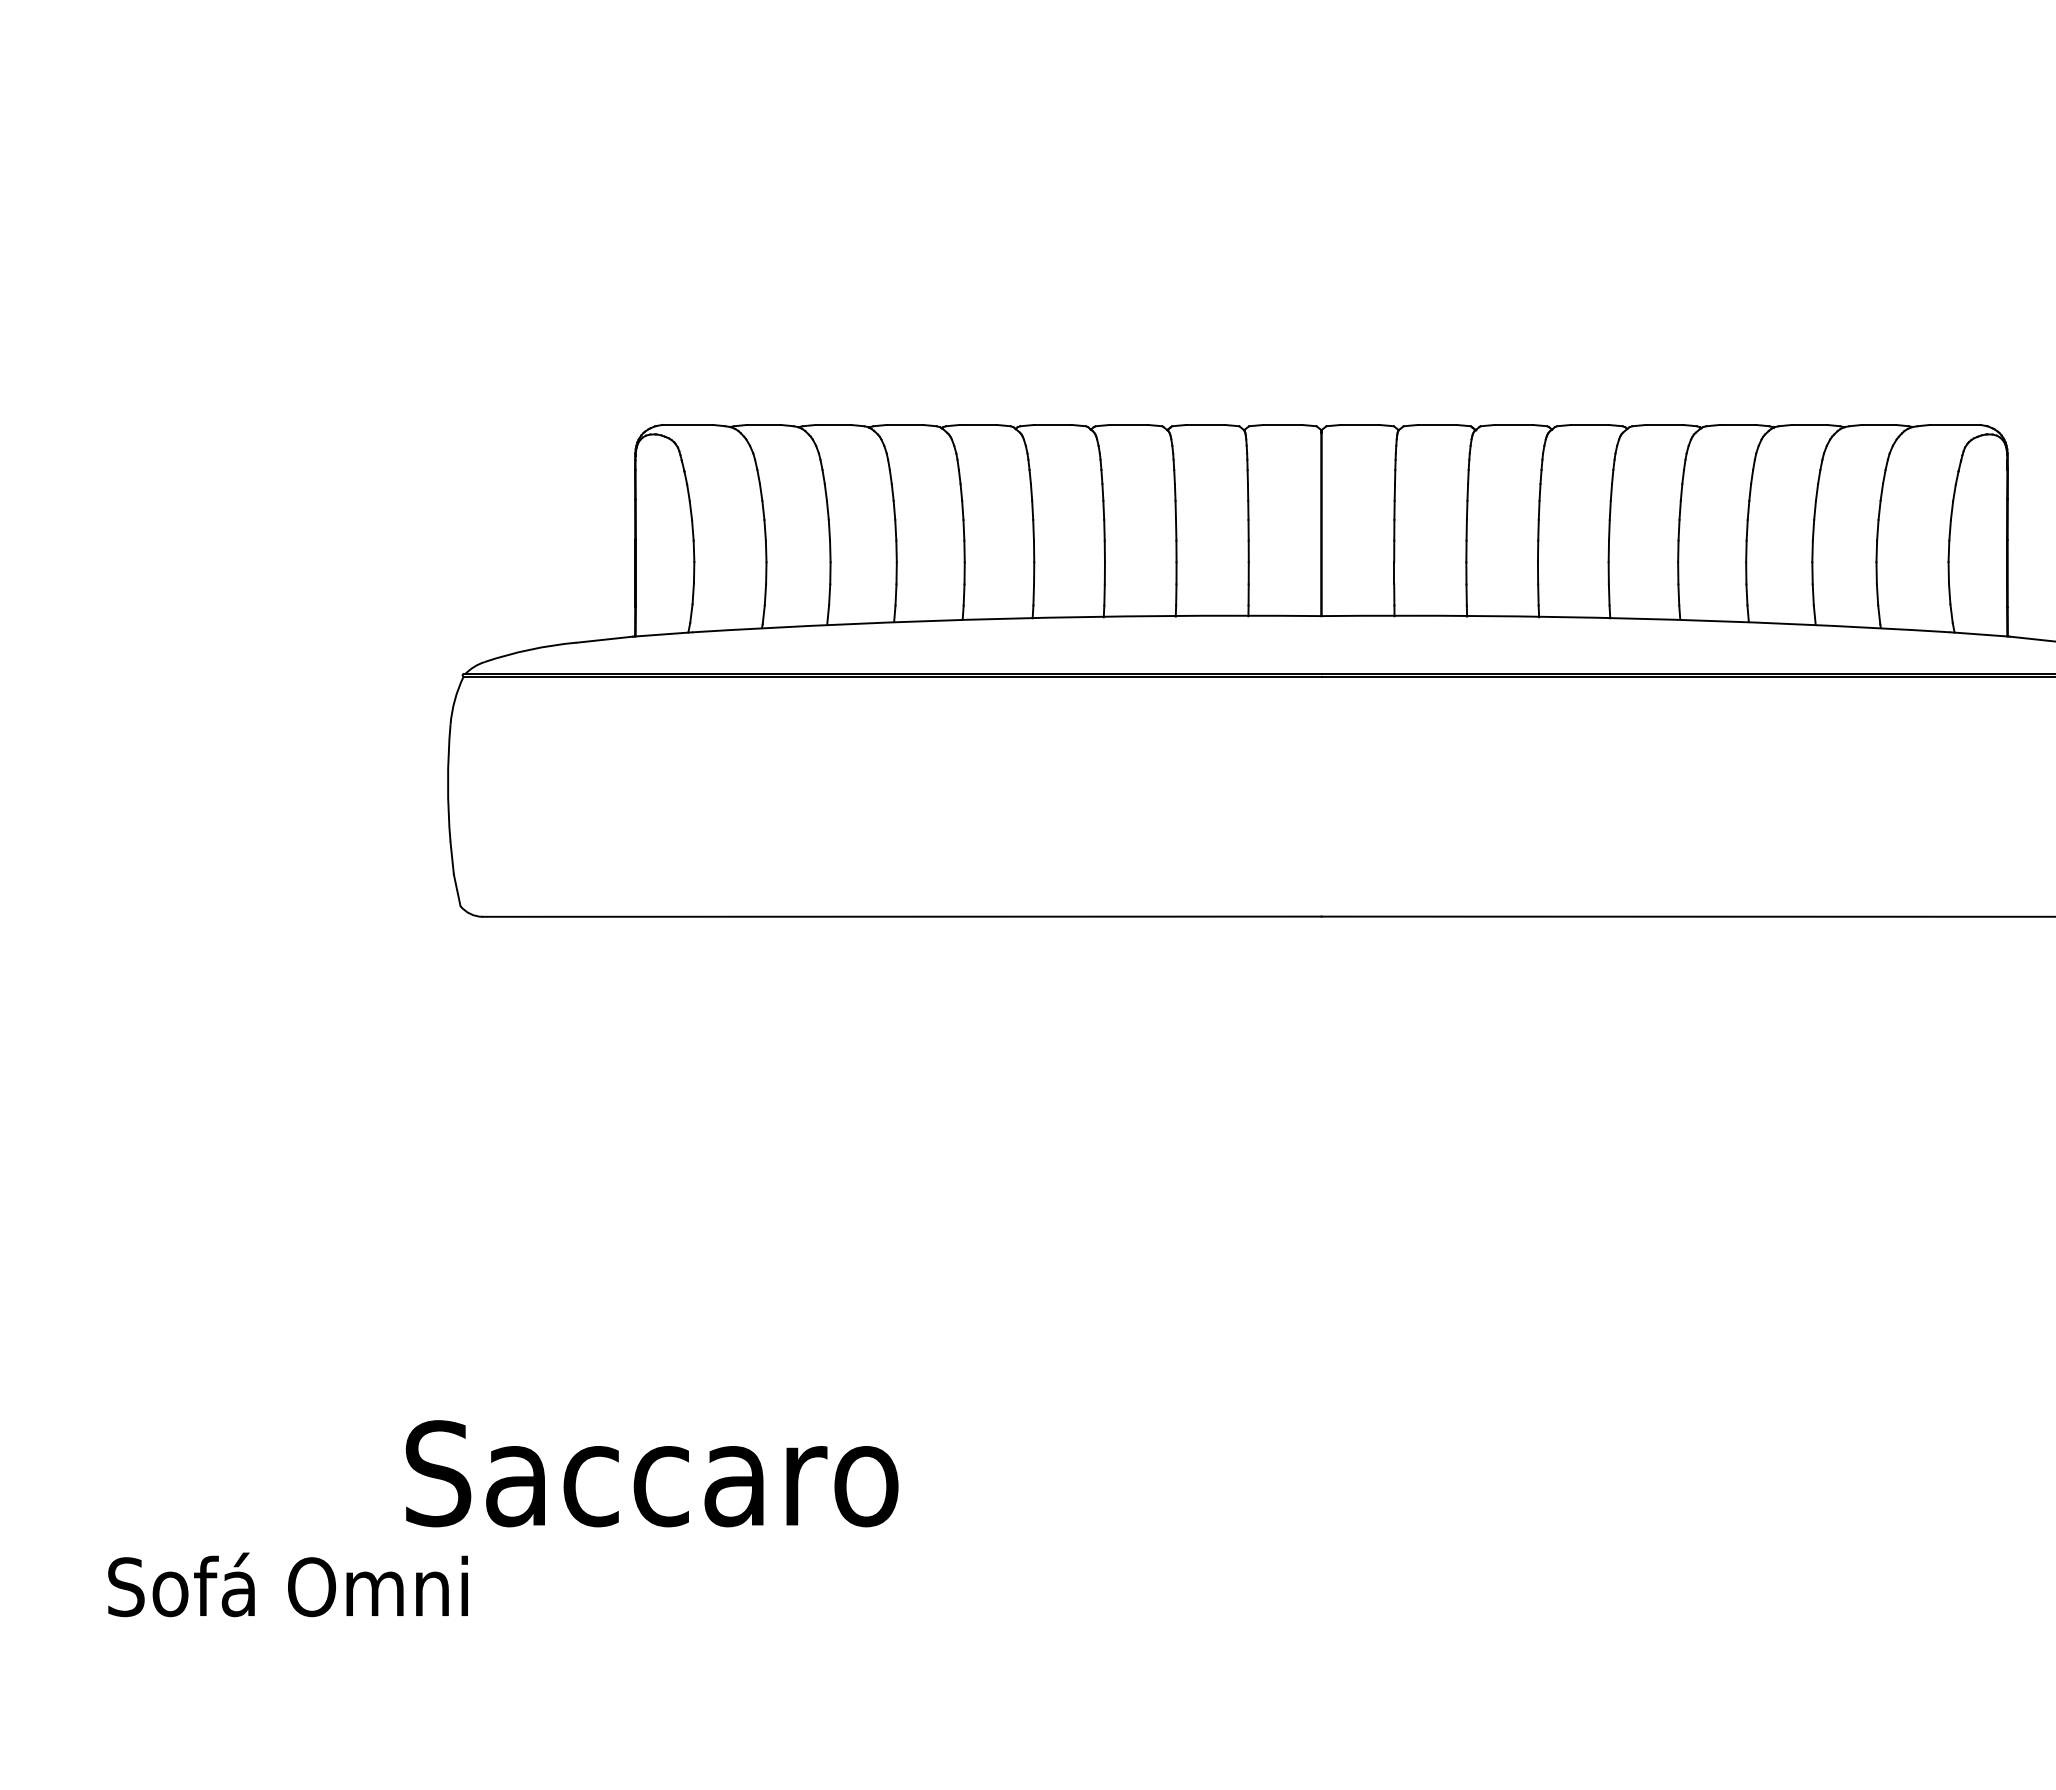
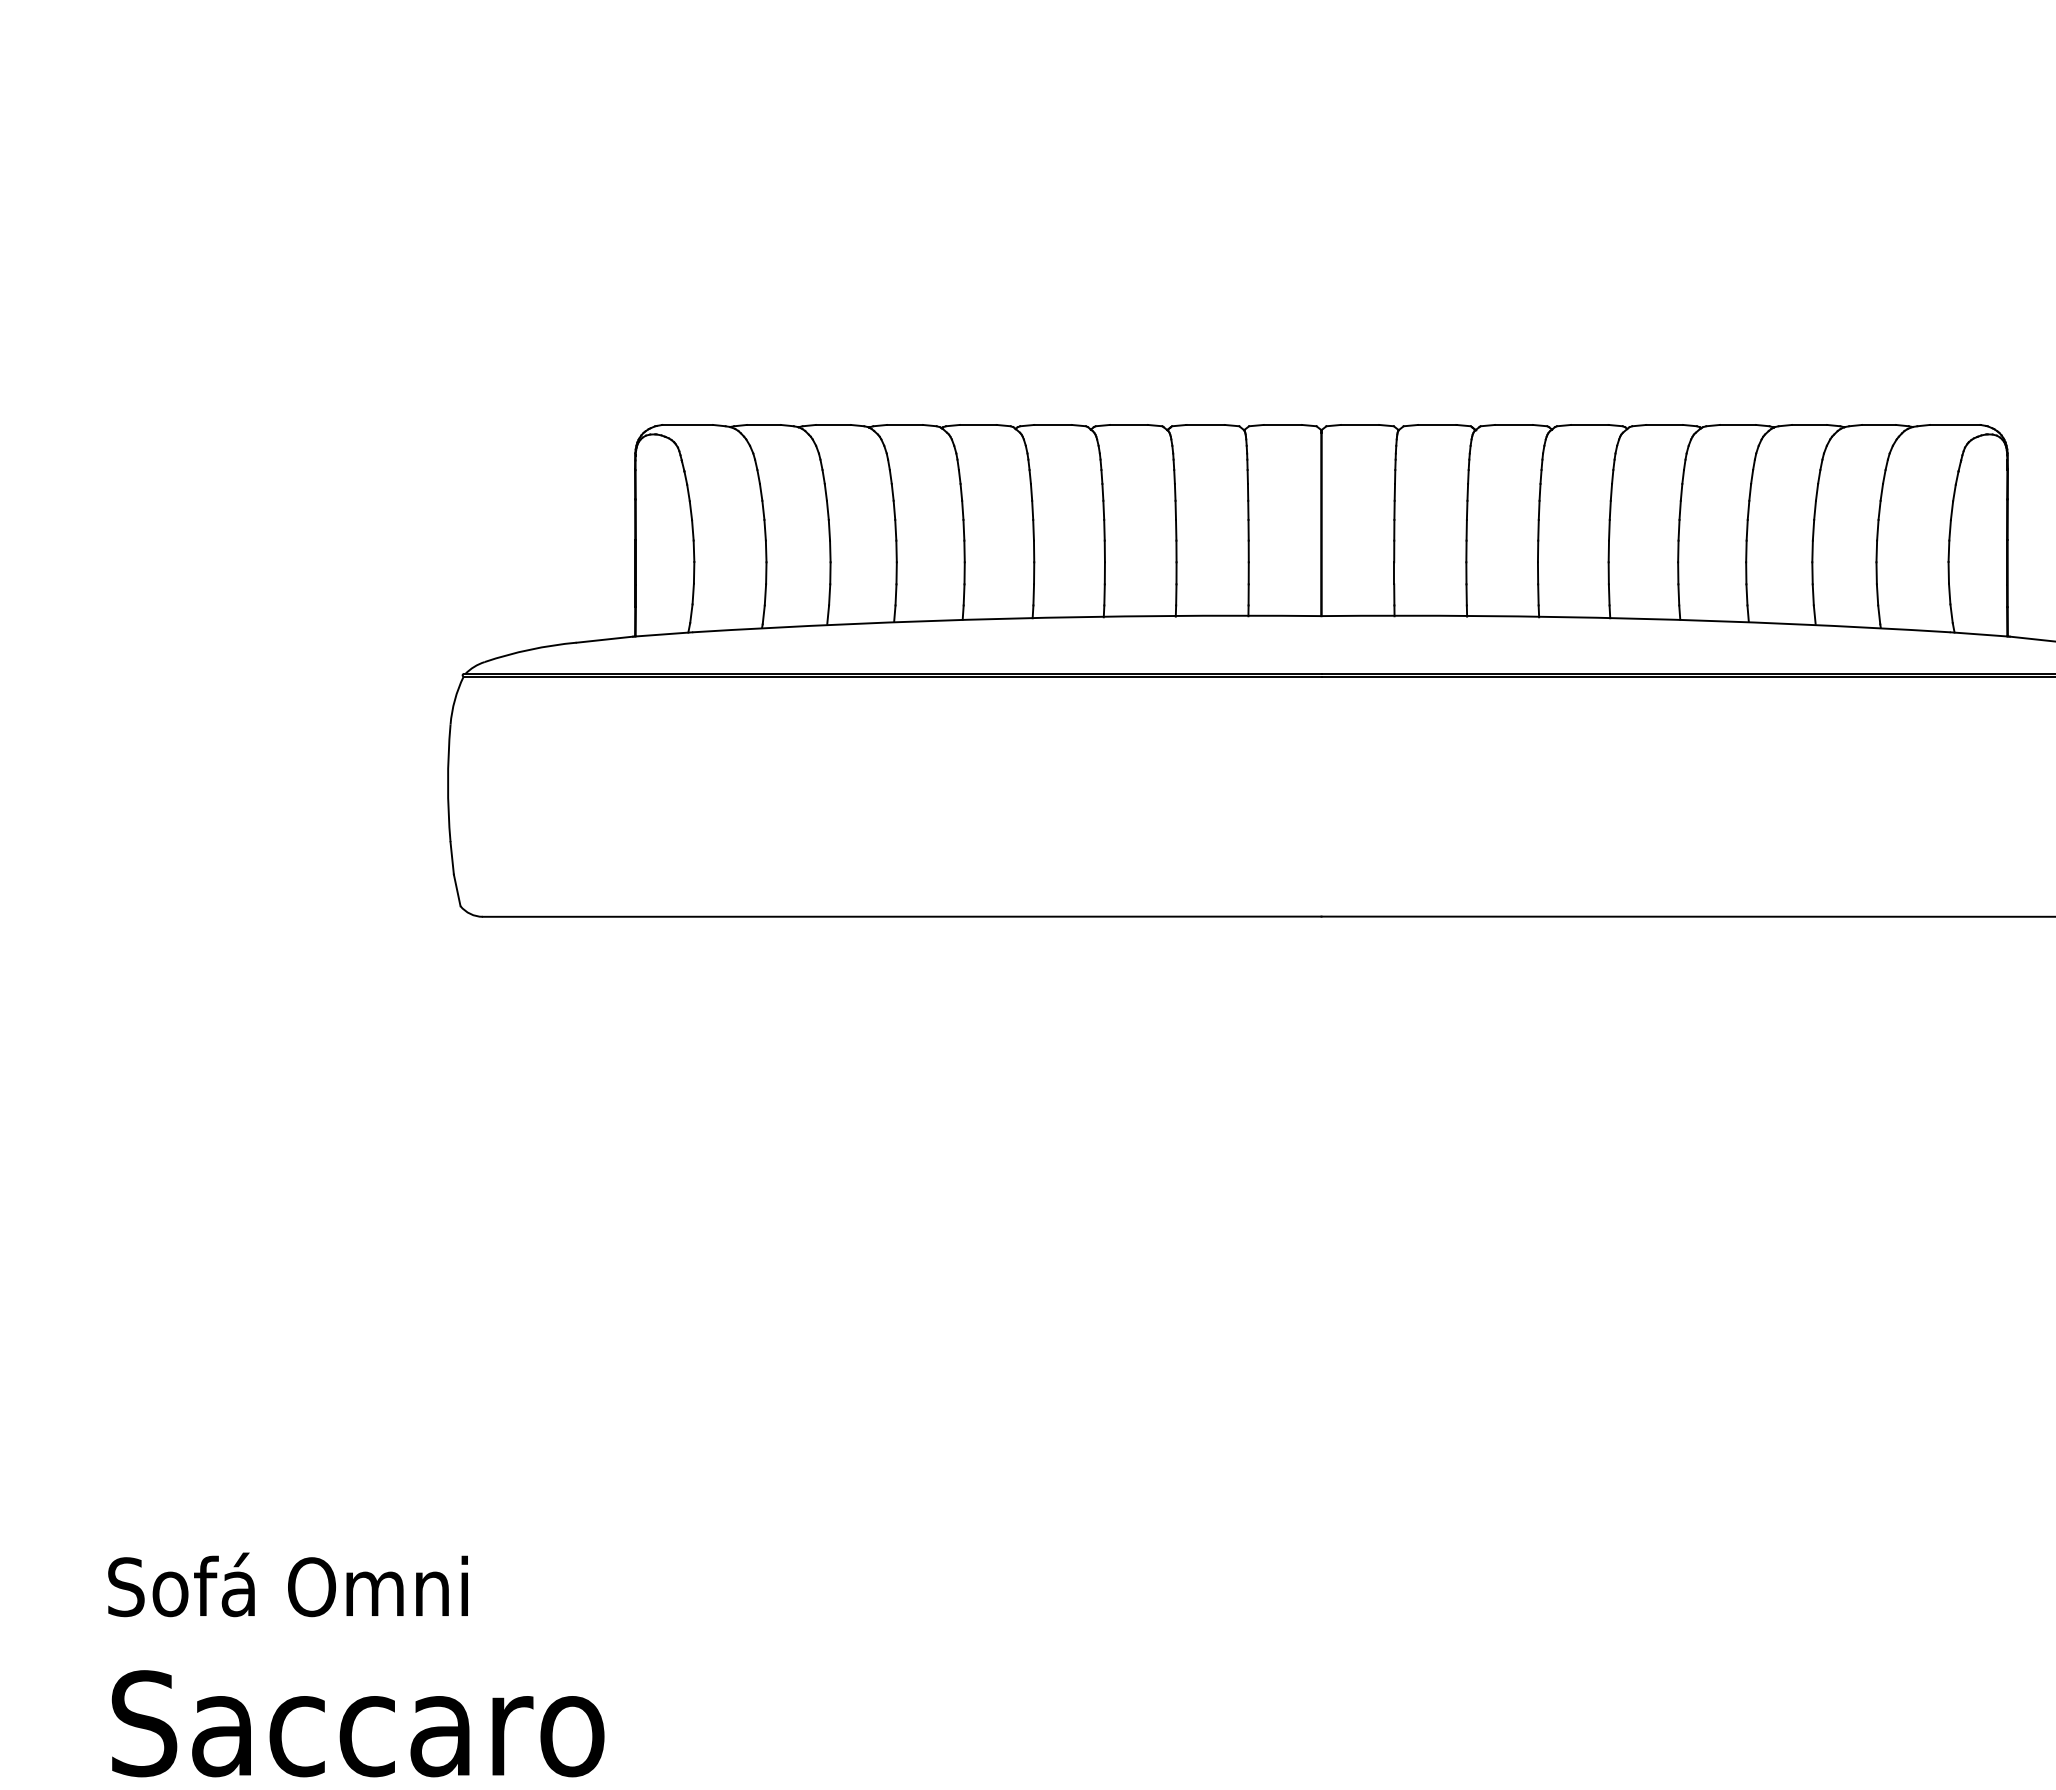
text position: (651, 1473) -> (357, 1723) (357, 1723)
